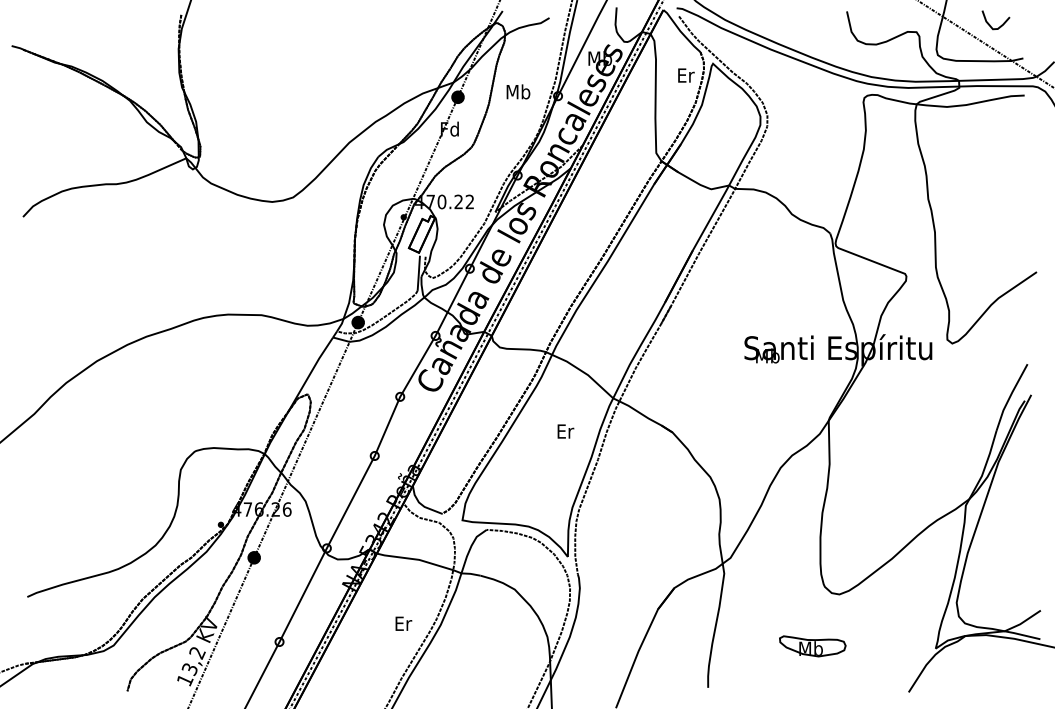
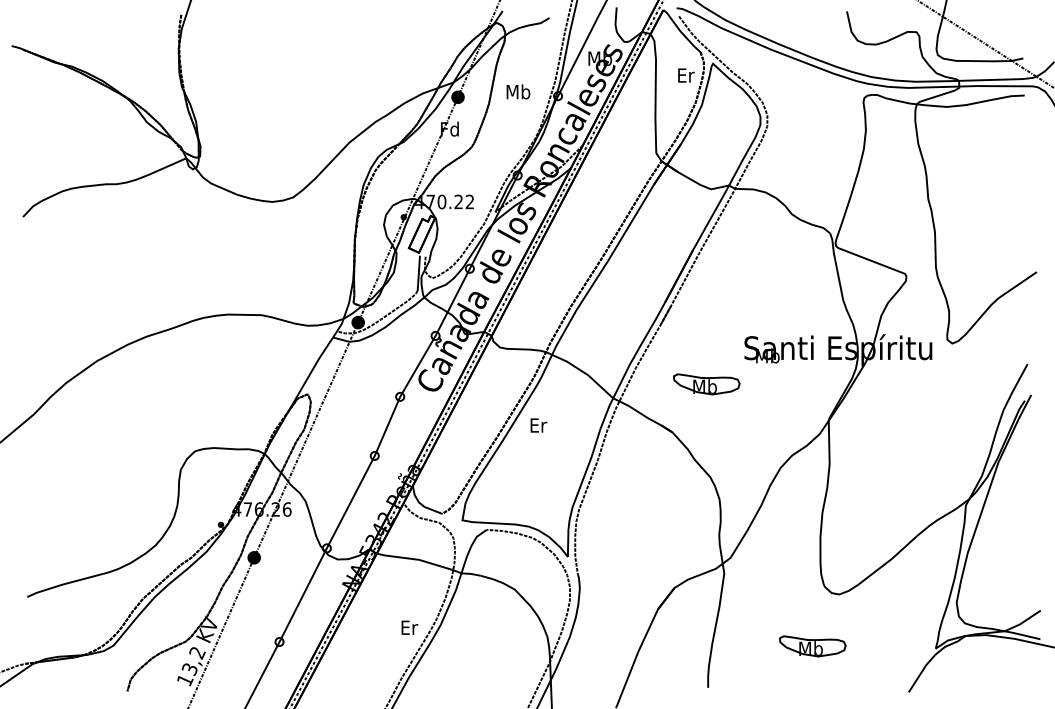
curve: present -> none (990, 24)
part: none -> present (706, 384)
text position: (565, 431) -> (538, 425) (538, 425)
text position: (403, 623) -> (409, 627) (409, 627)
